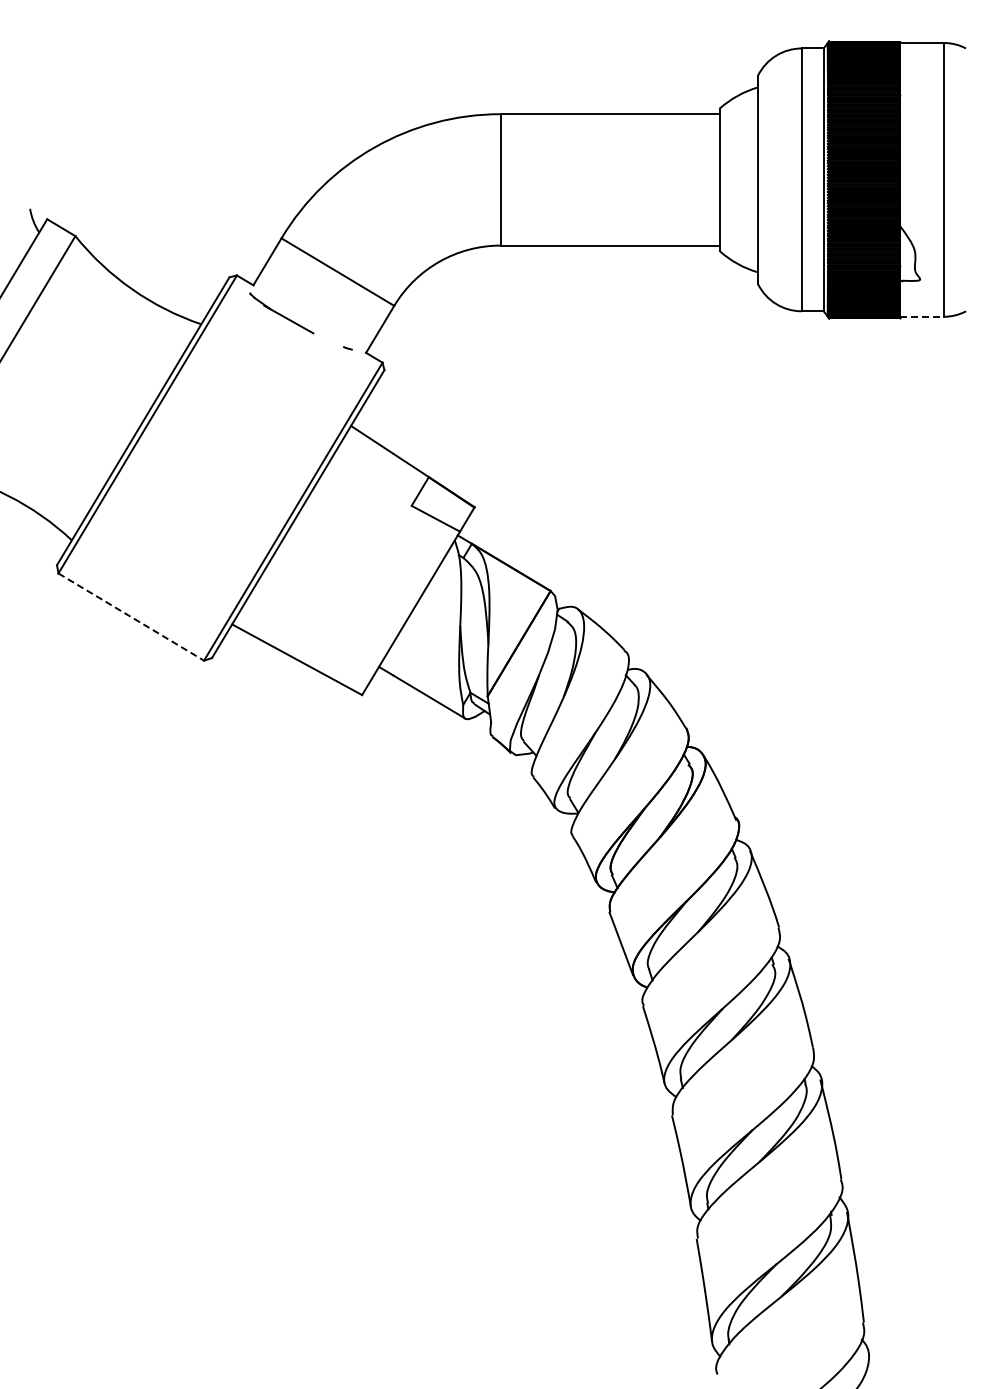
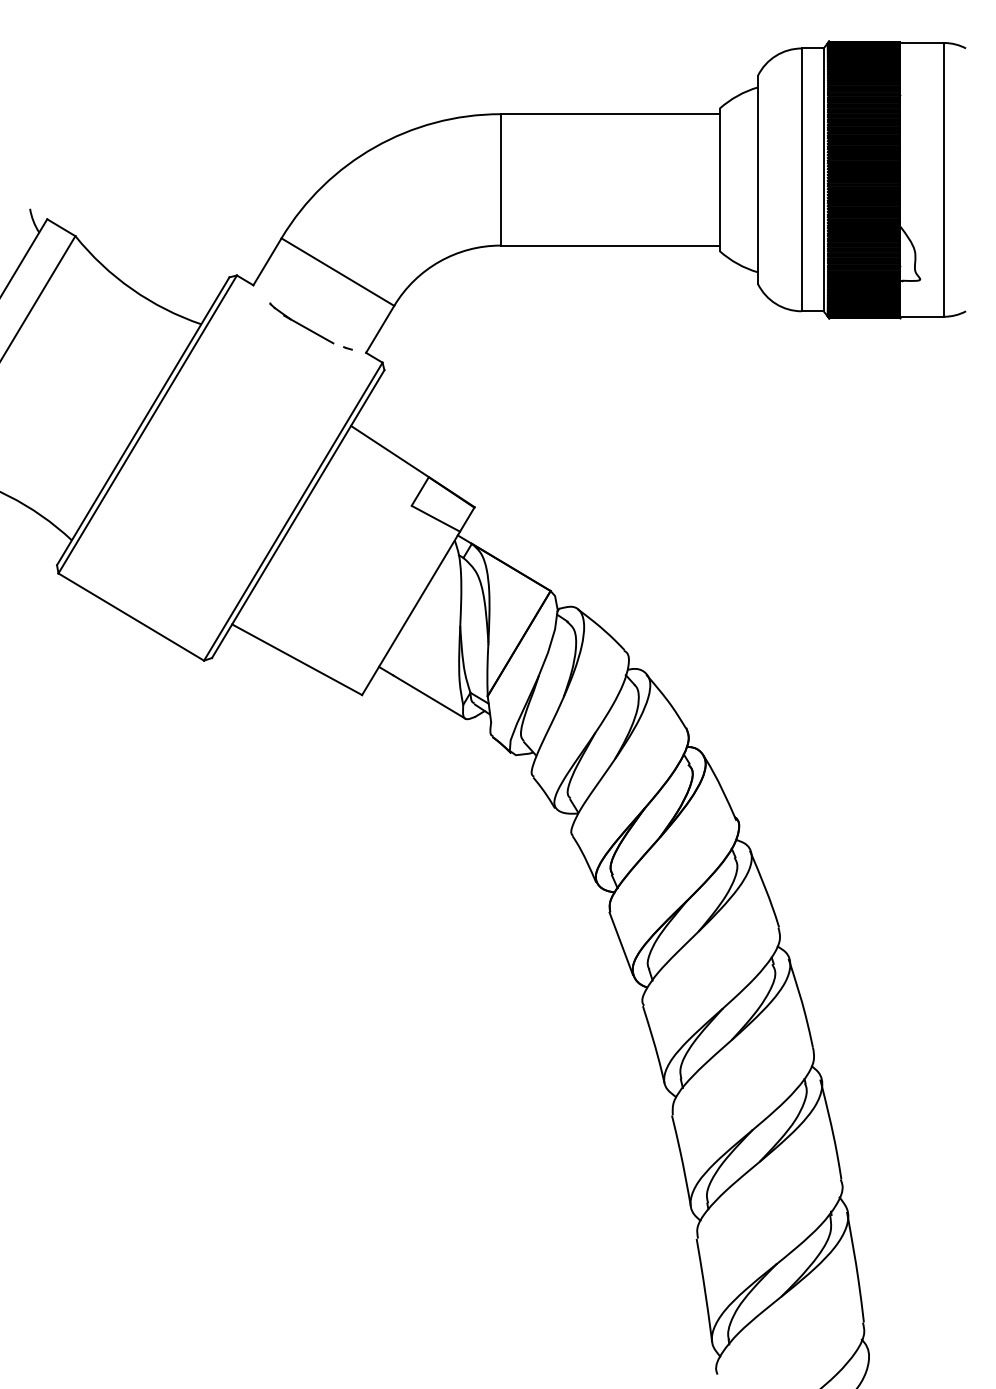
part position: (281, 313) -> (301, 323) (301, 323)
line: dashed -> solid (922, 316)
line: dashed -> solid (131, 617)
